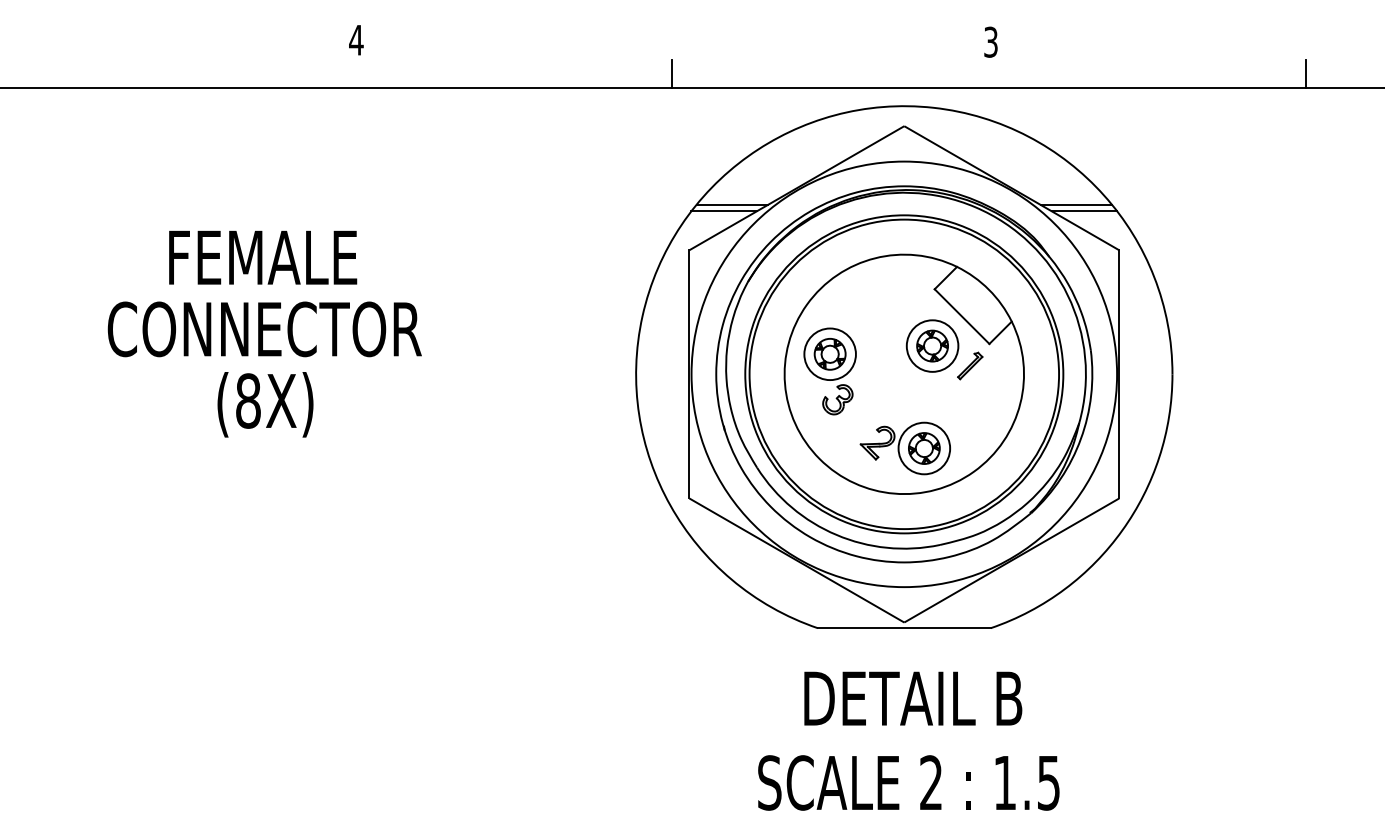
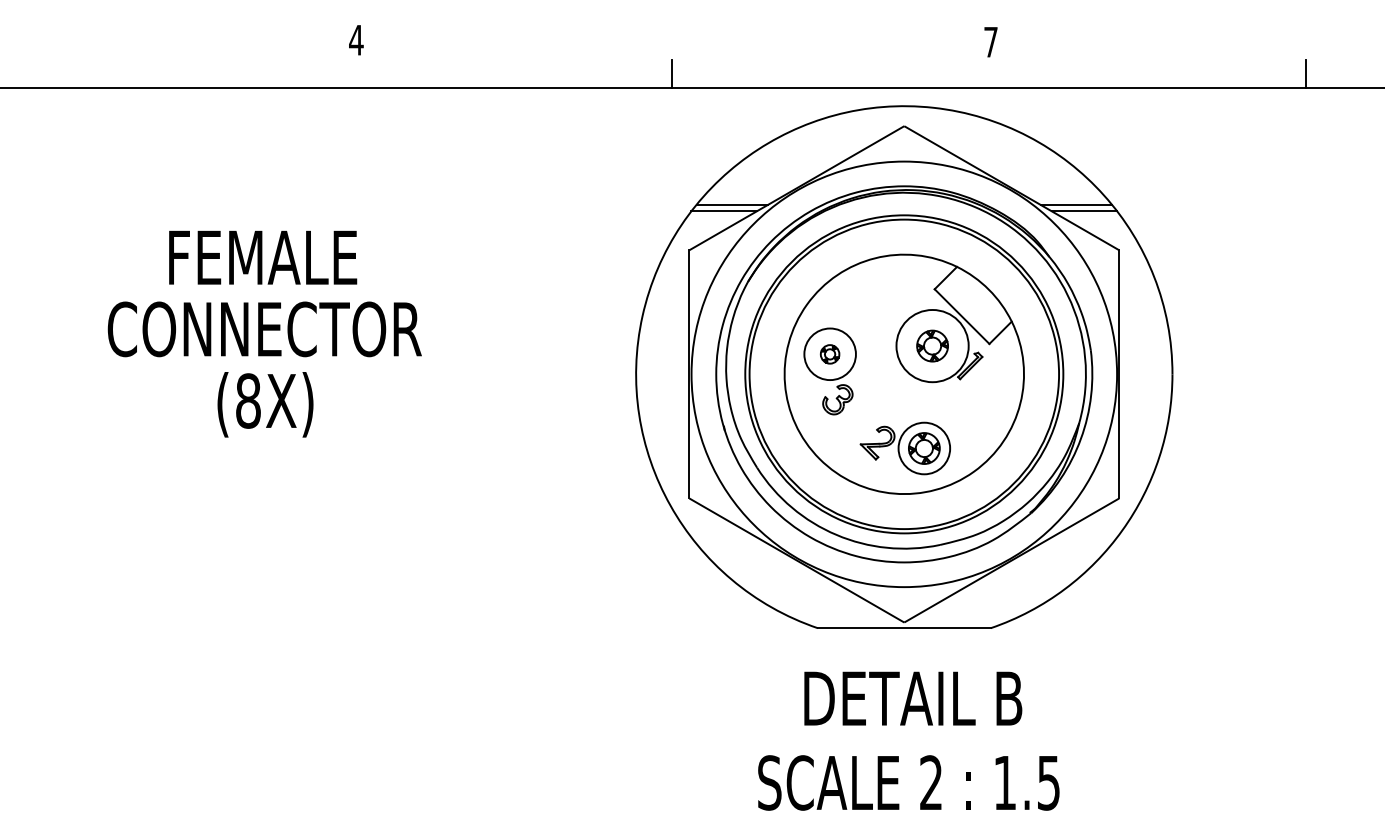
text: 3 -> 7 (990, 41)
circle diameter: 52 px -> 72 px (932, 345)
part size: 34x33 px -> 22x21 px (829, 354)
